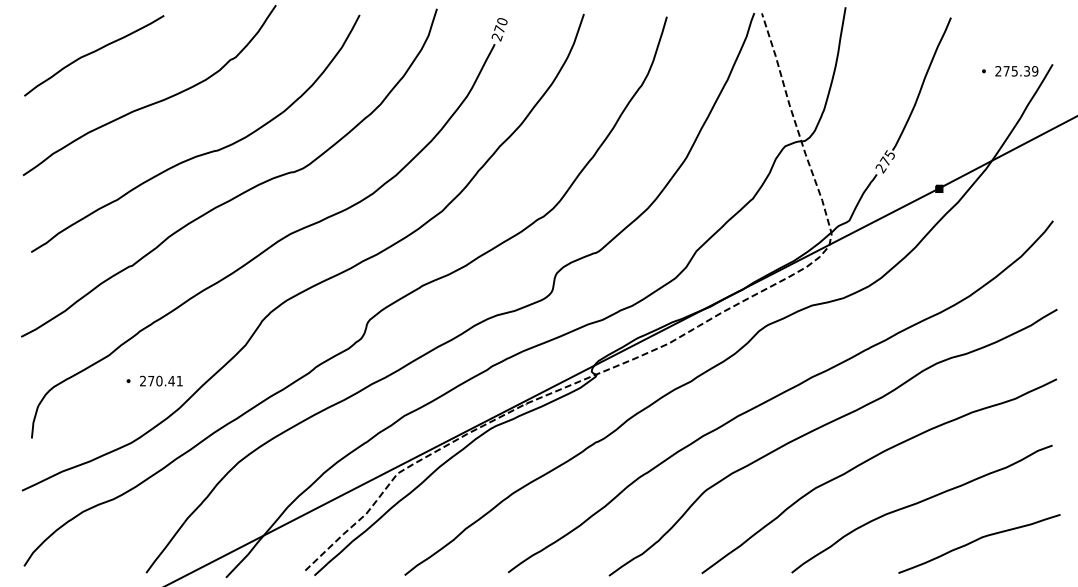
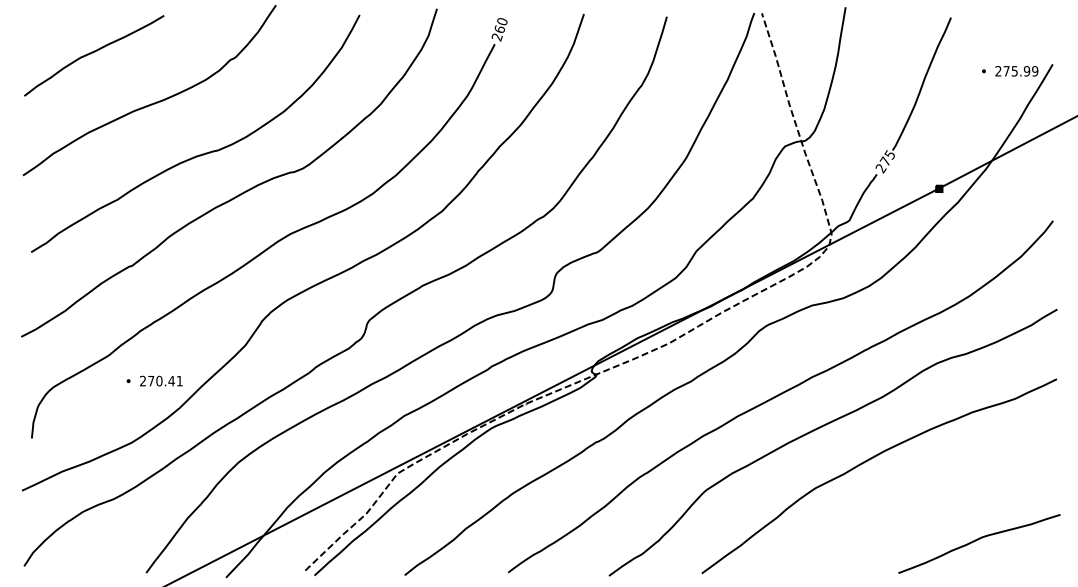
text: 270 -> 260 (499, 28)
text: 275.39 -> 275.99 (1026, 71)
curve: present -> none (919, 503)
